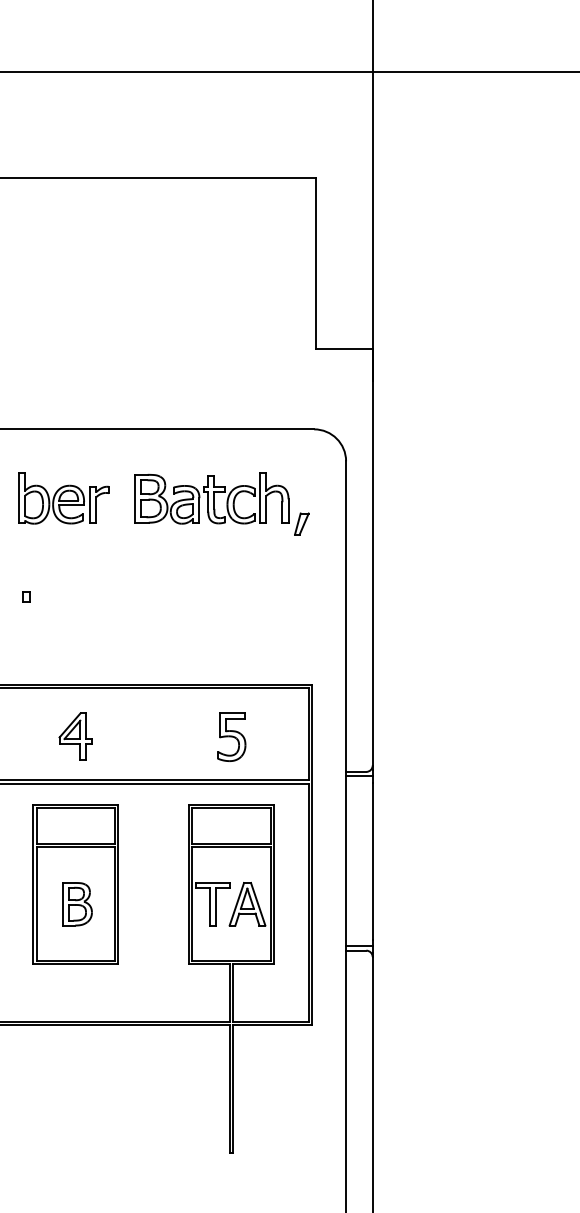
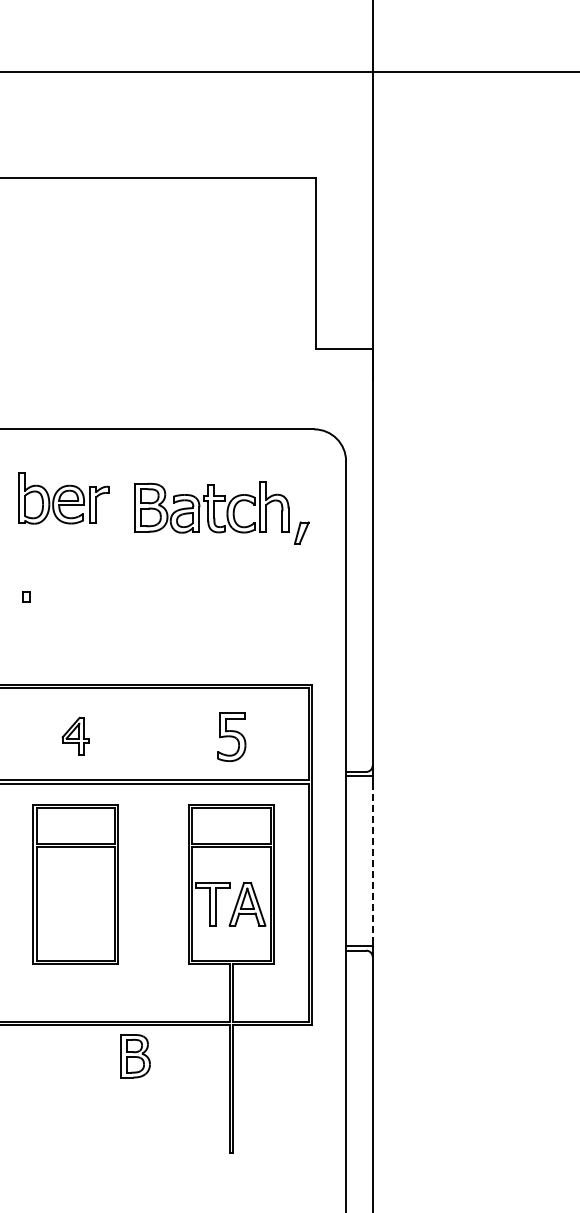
part position: (221, 503) -> (221, 512) (221, 512)
part size: 35x49 px -> 29x40 px (75, 735)
line: solid -> dashed (372, 861)
part position: (77, 904) -> (135, 1056) (135, 1056)
